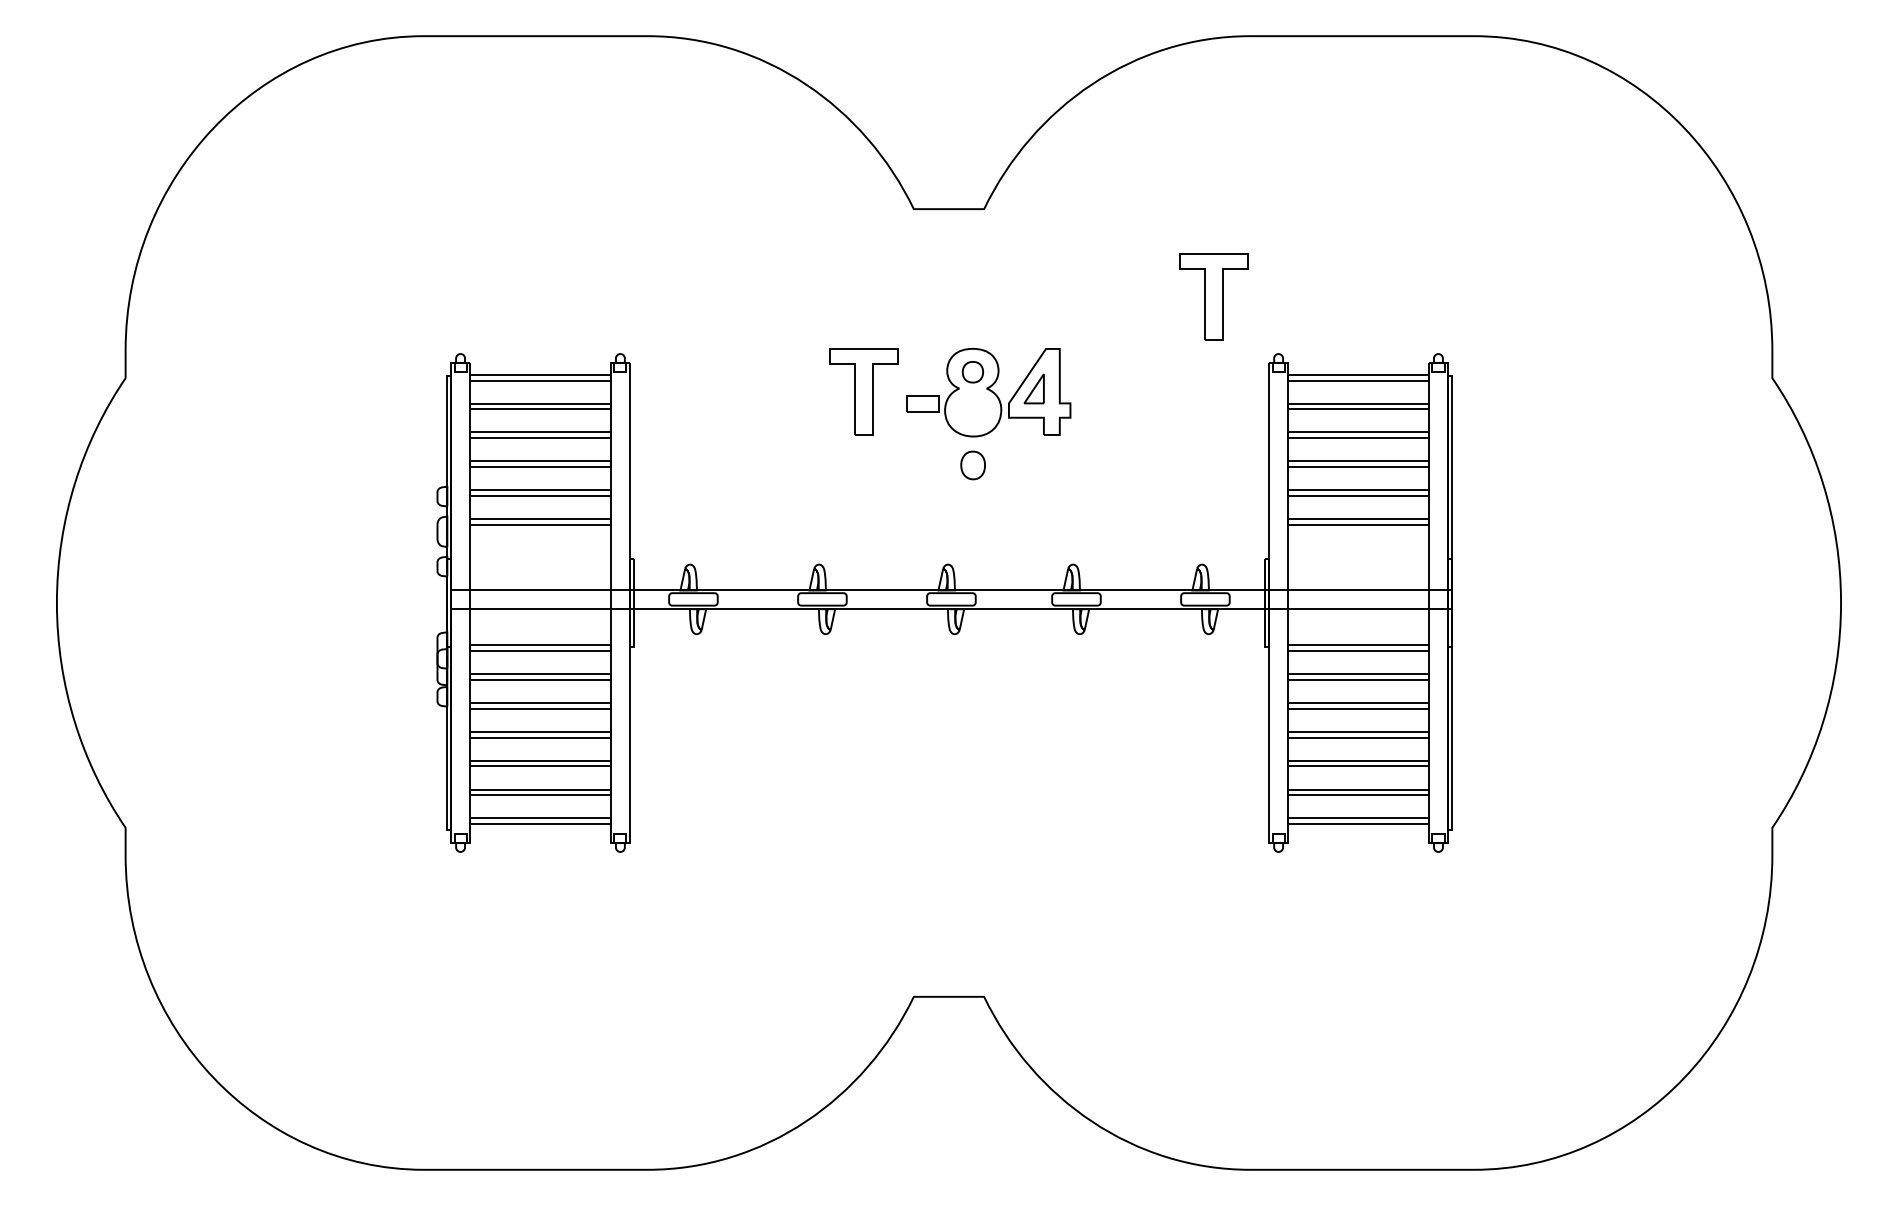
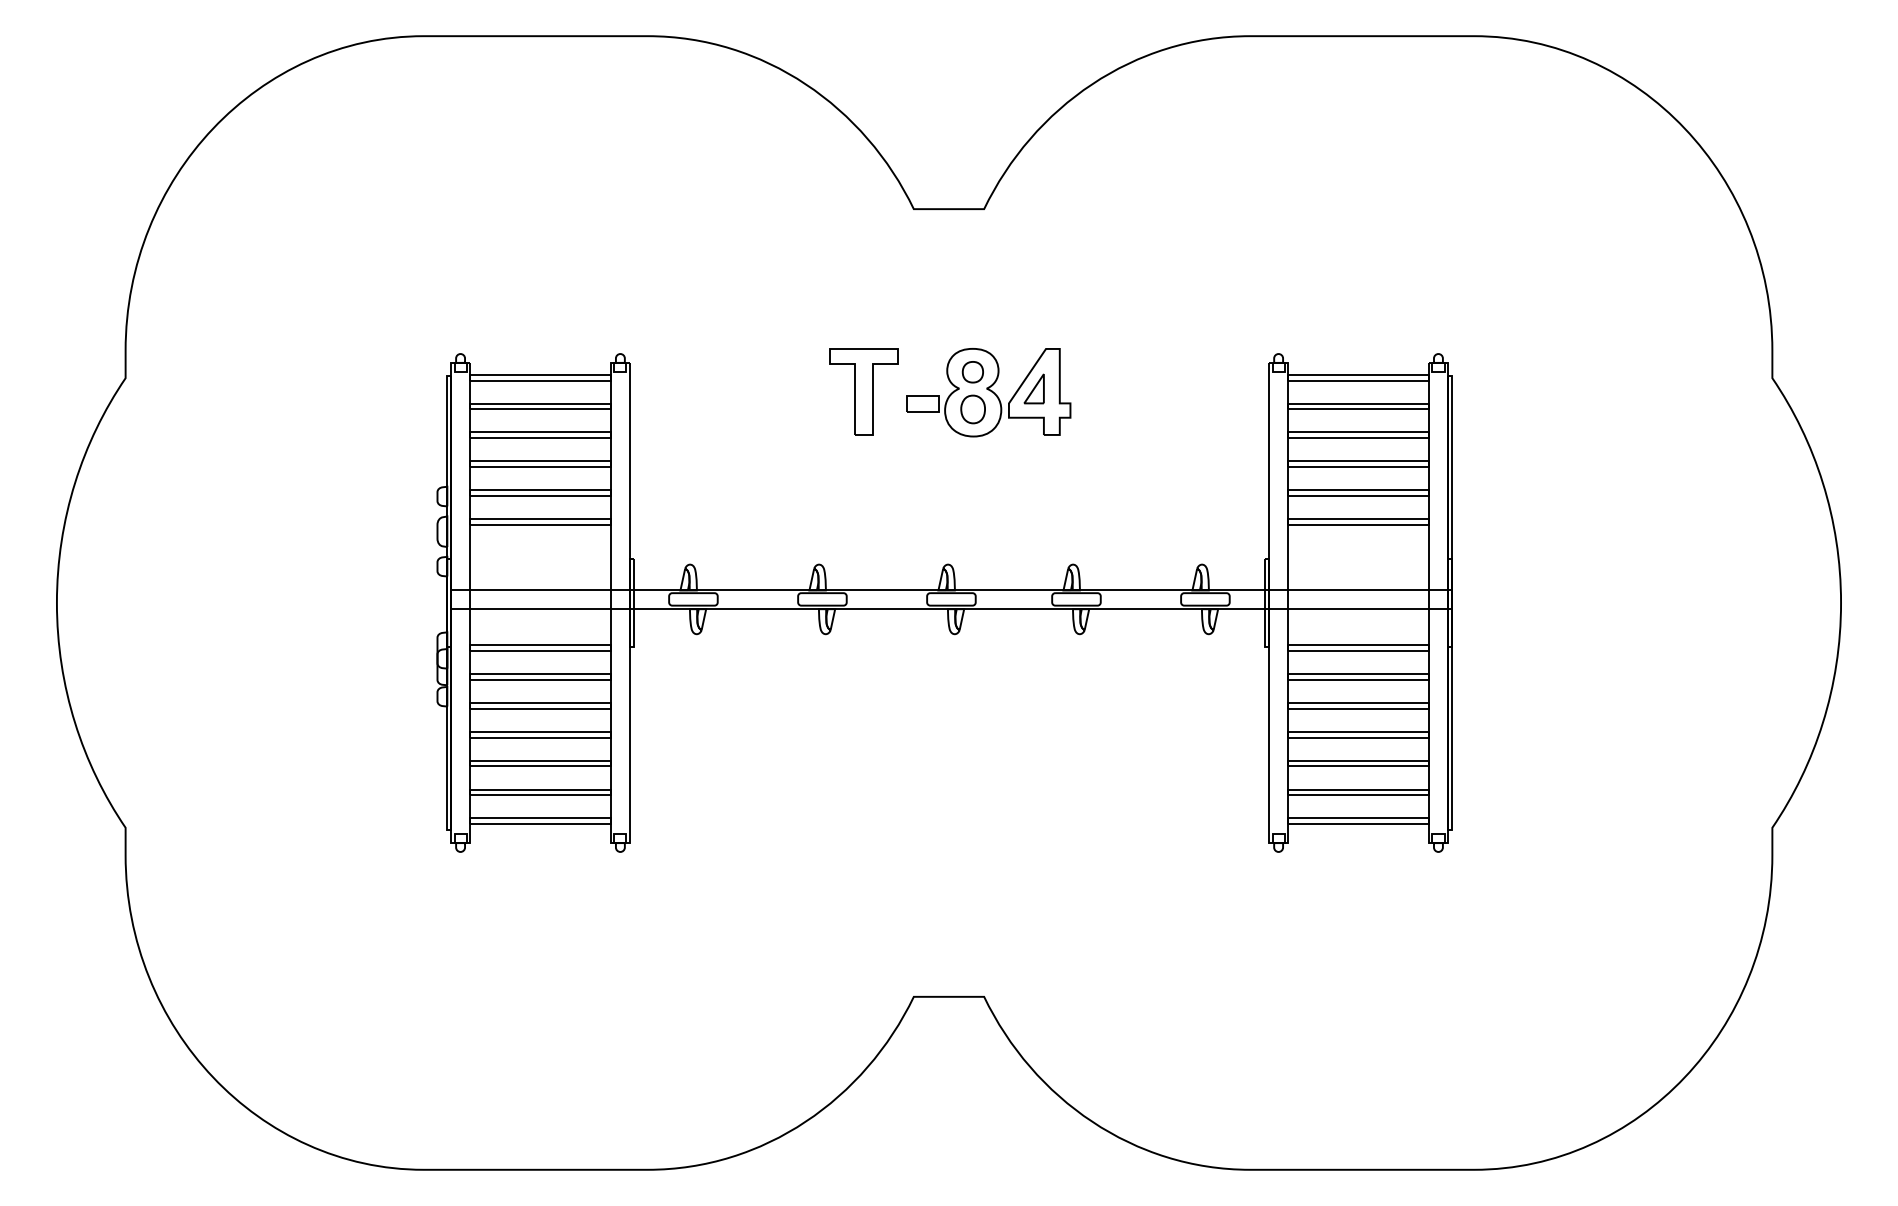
part: present -> none (1213, 296)
part position: (972, 465) -> (972, 409) (972, 409)
